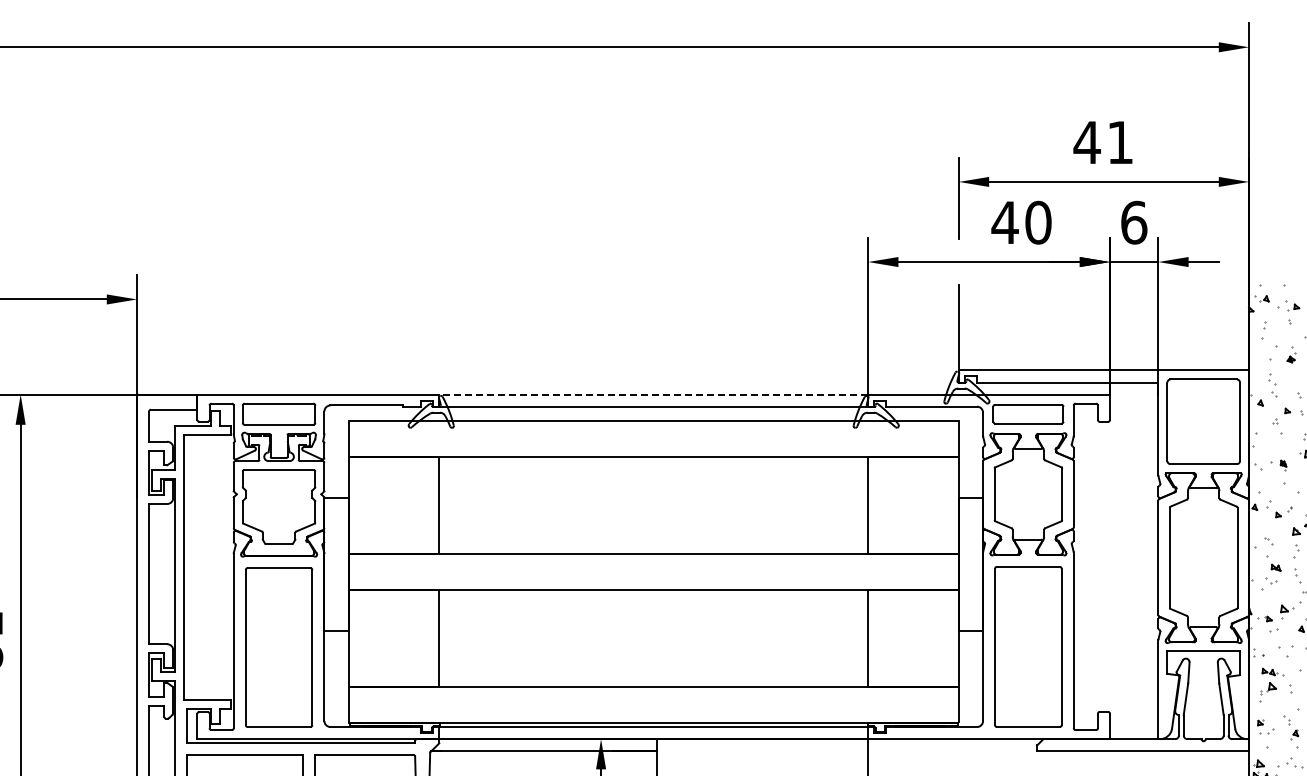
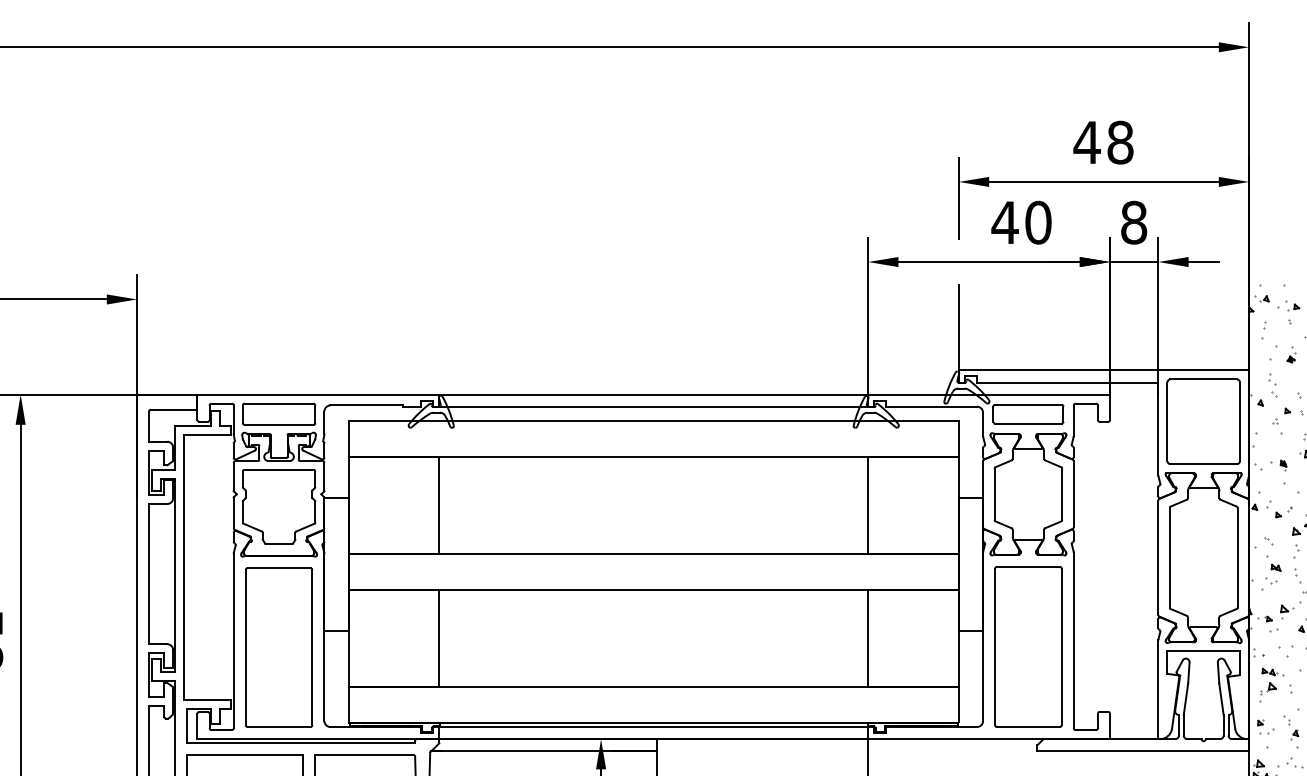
text: 41 -> 48 (1120, 142)
text: 6 -> 8 (1134, 222)
line: dashed -> solid (653, 394)
